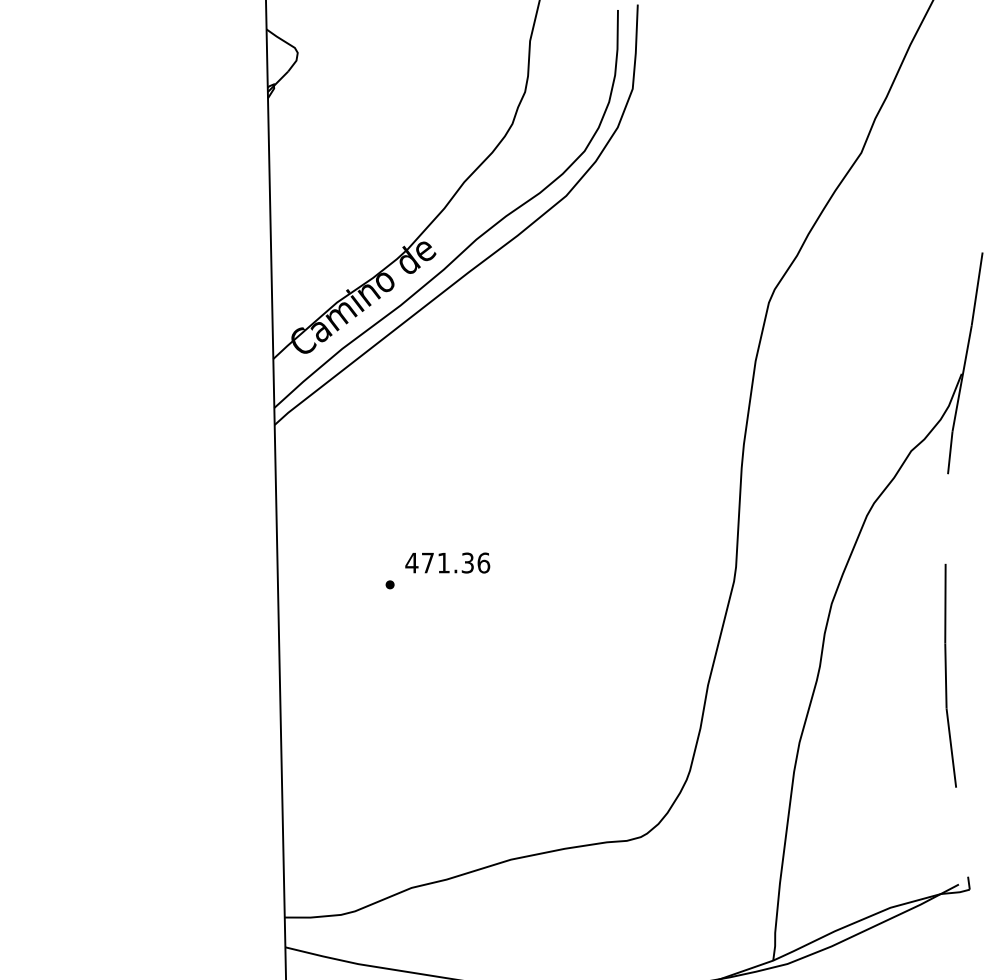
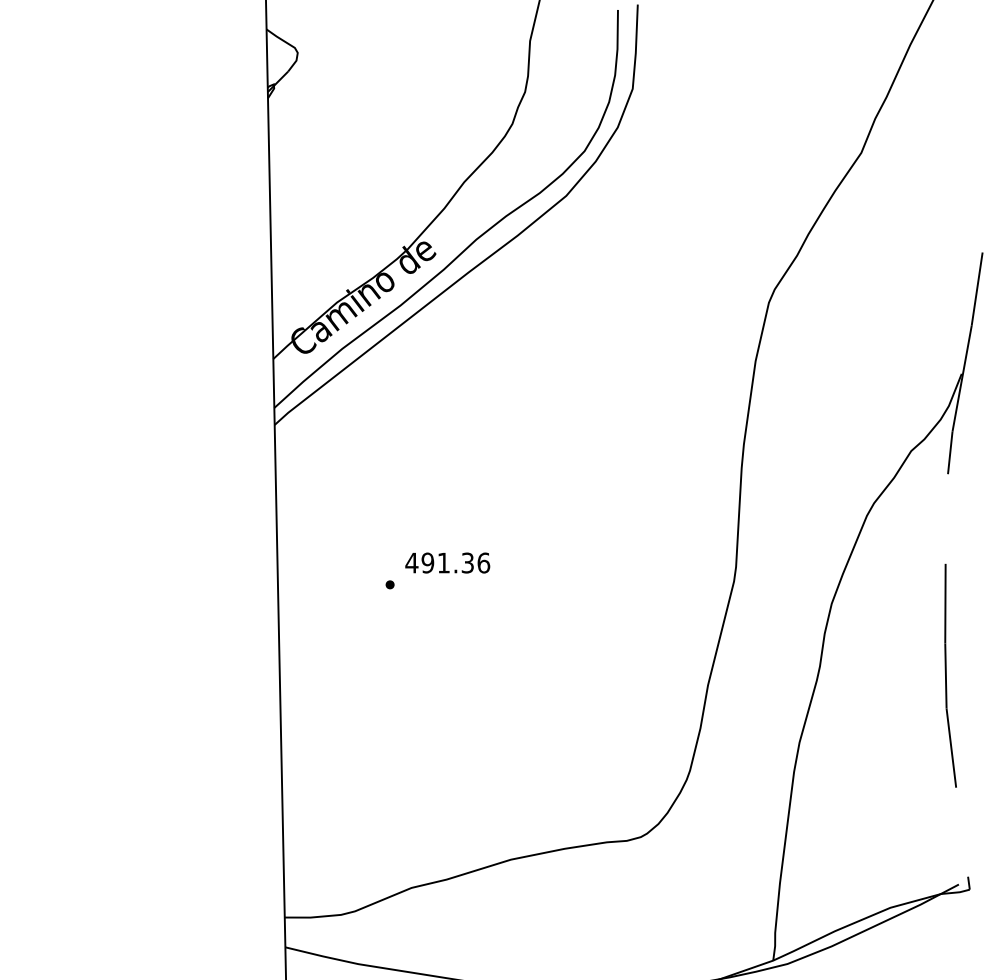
text: 471.36 -> 491.36 (427, 562)
